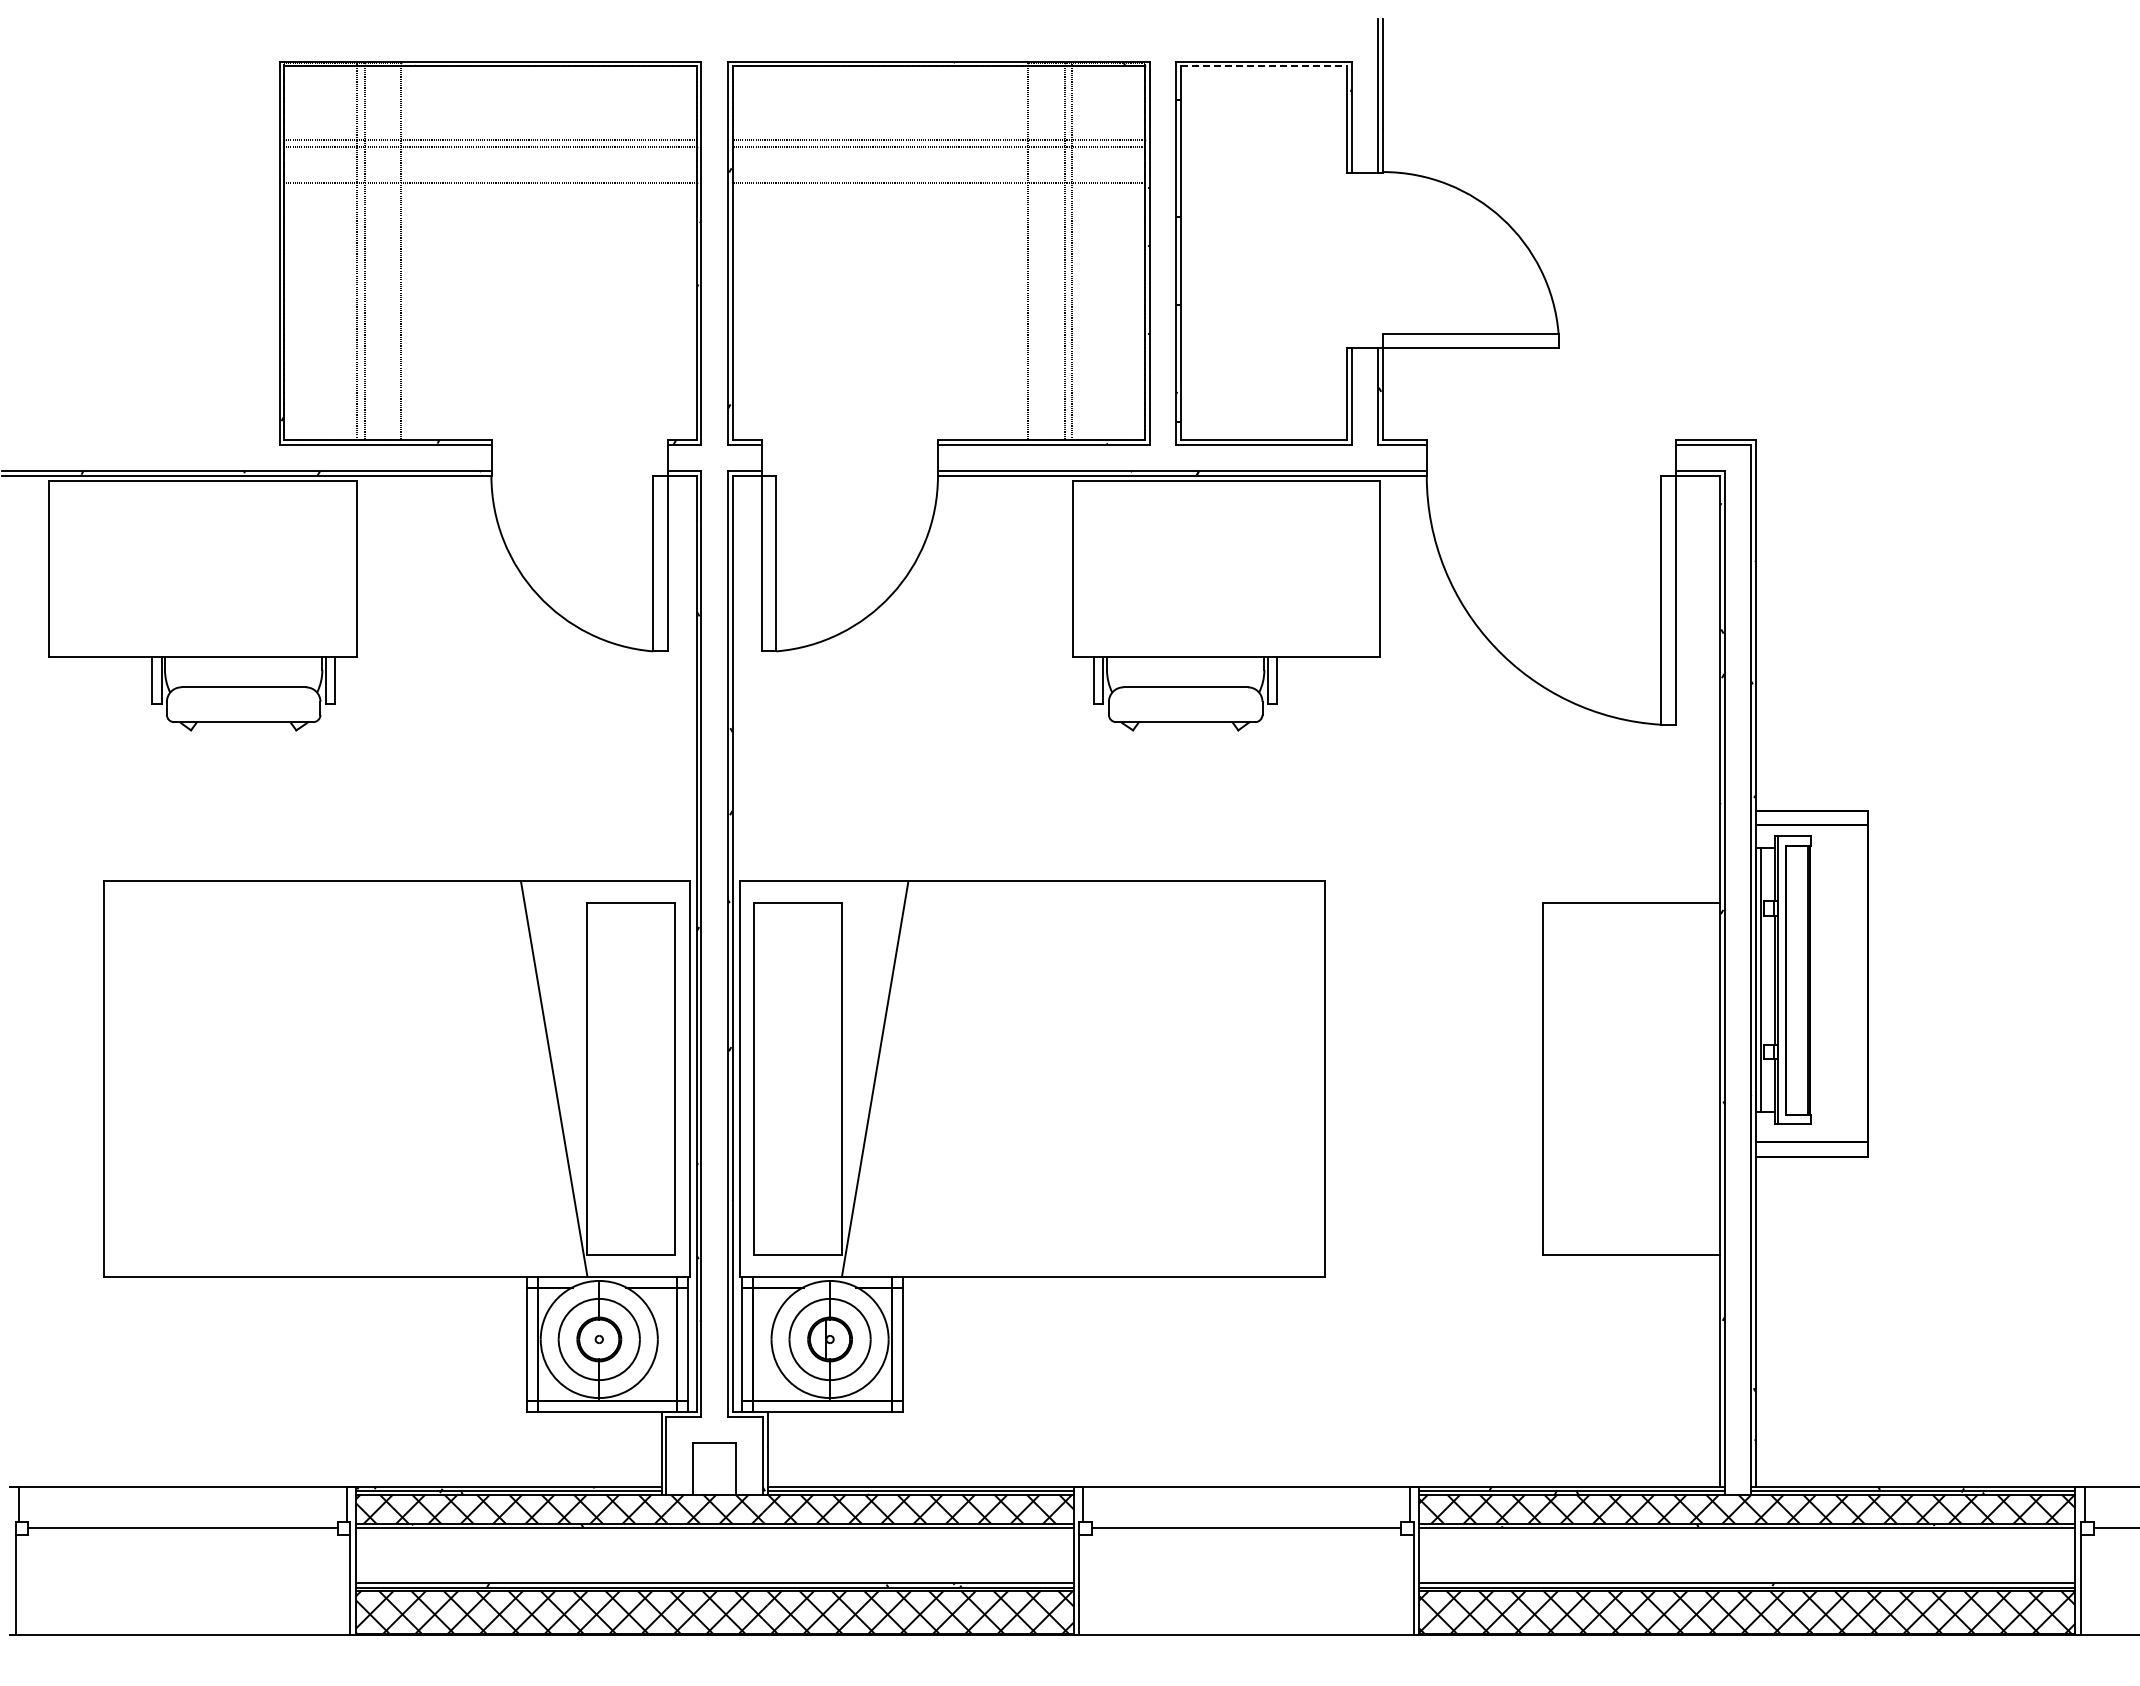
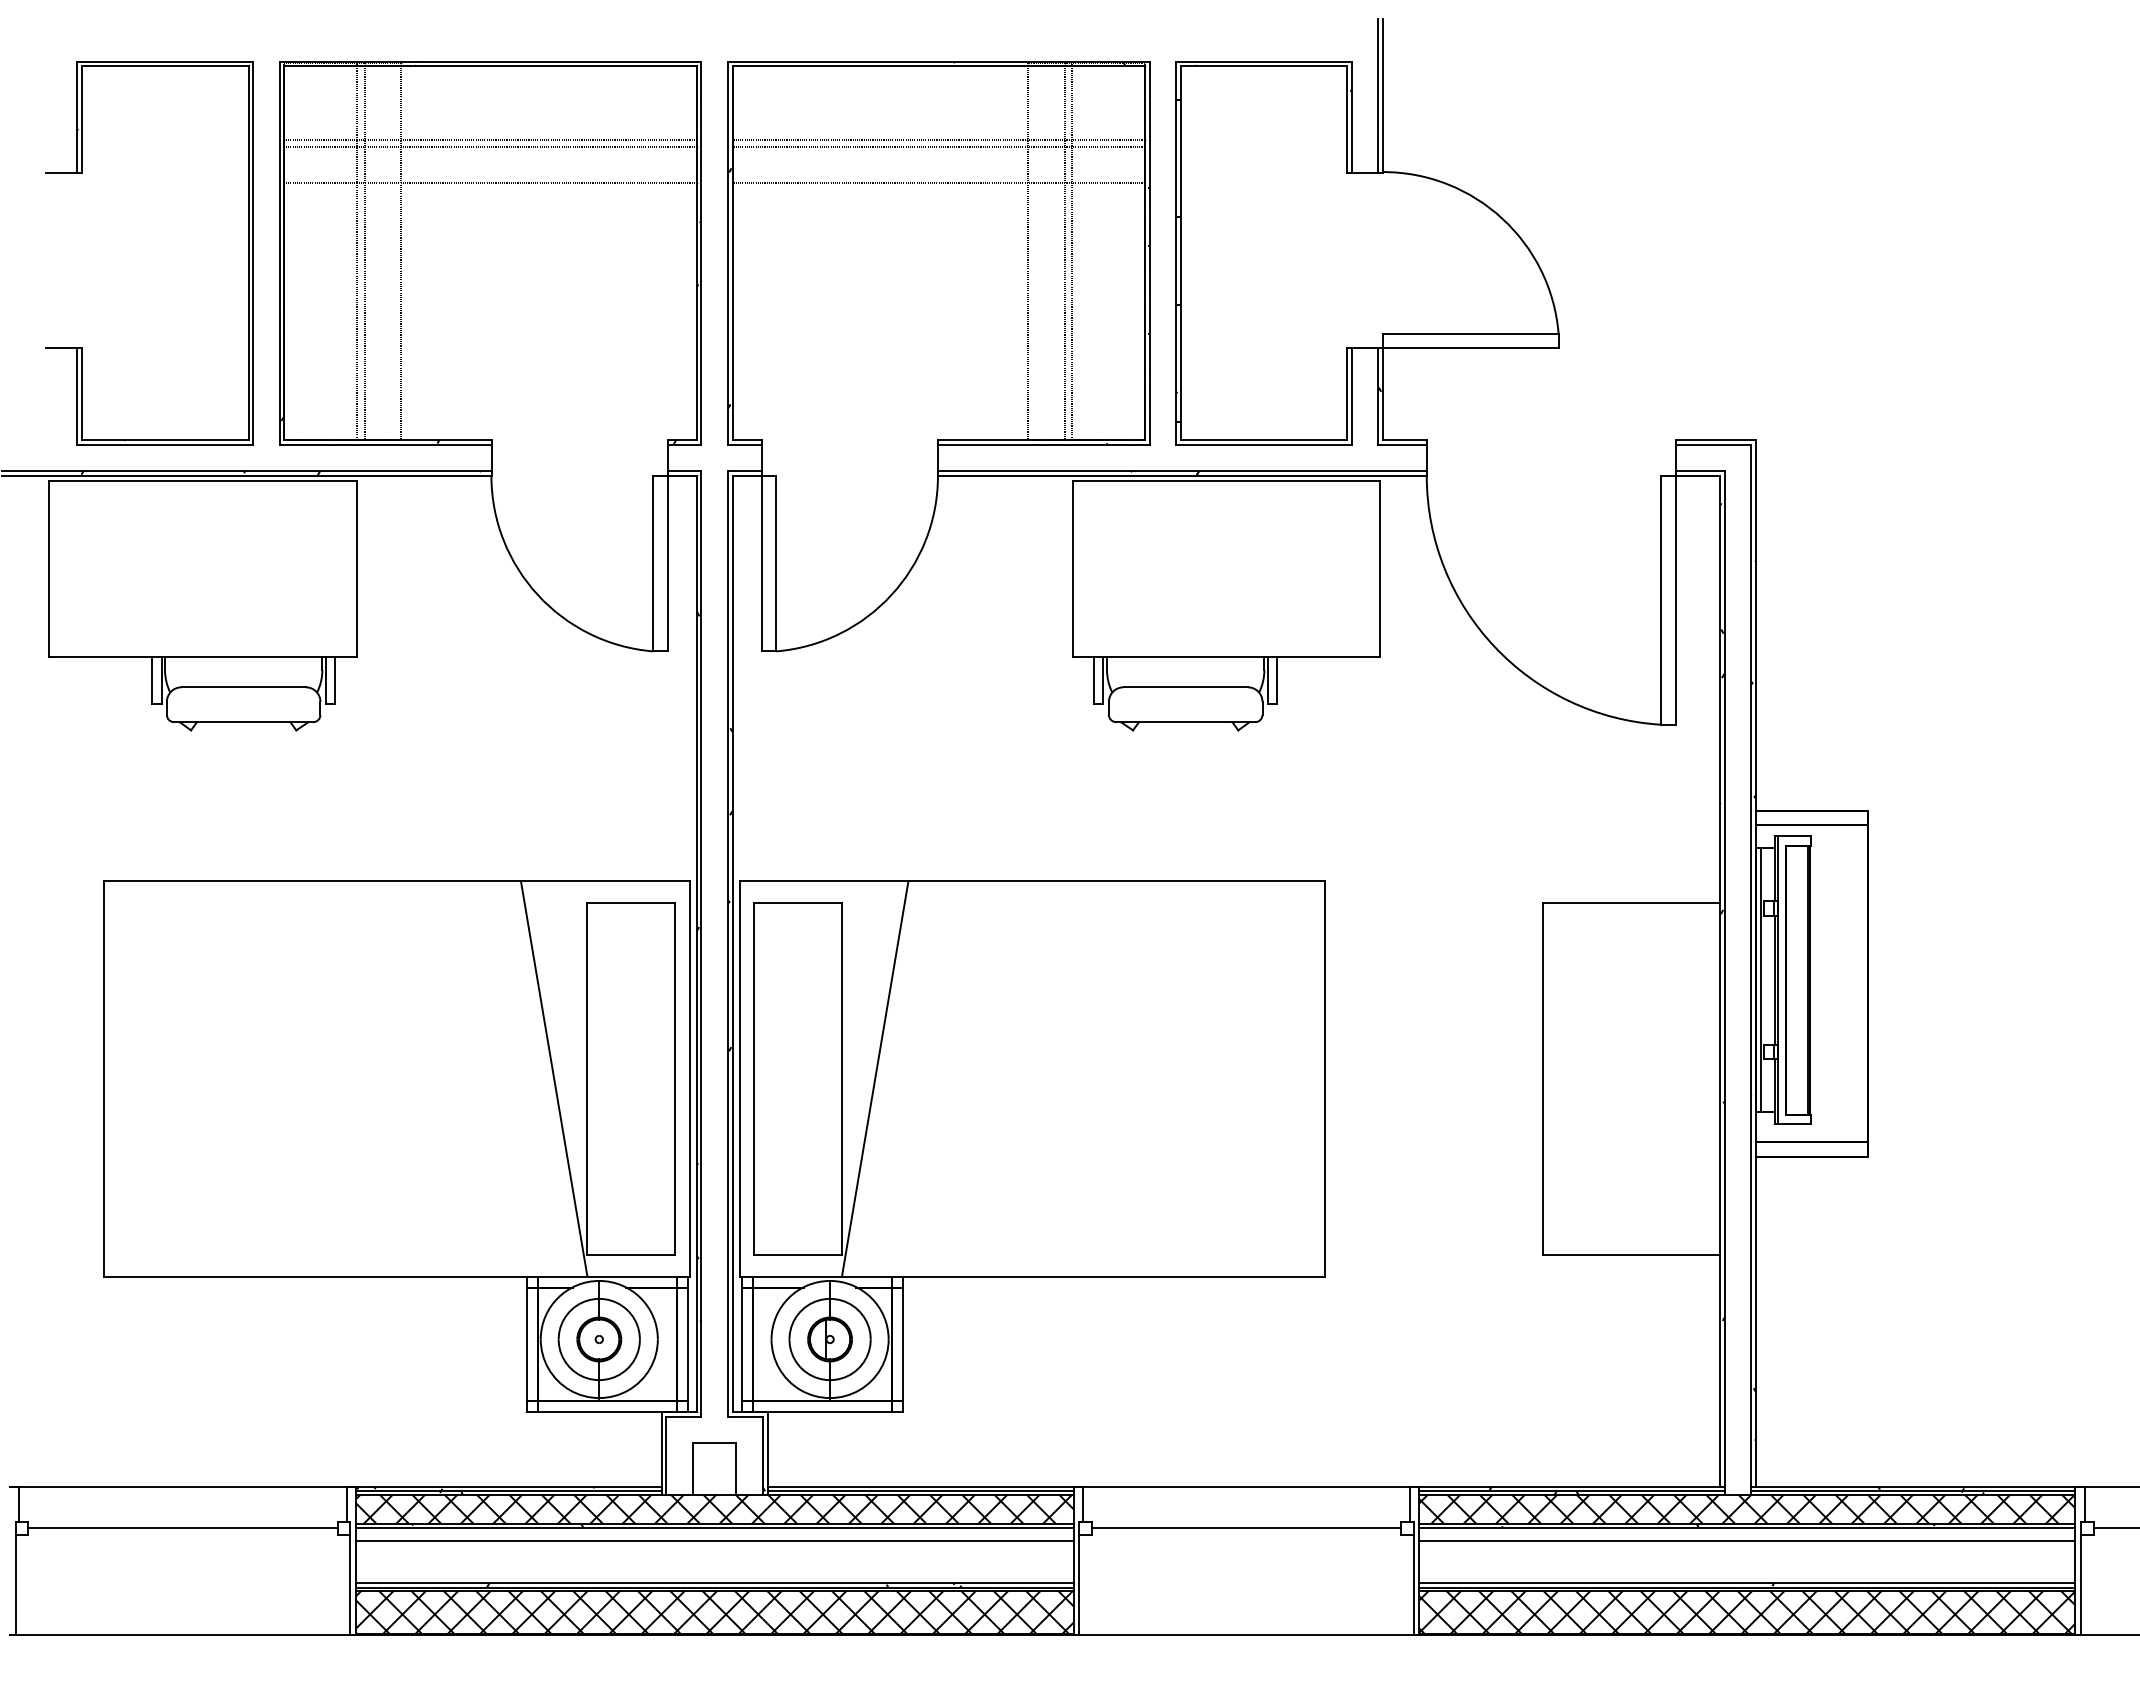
line: dashed -> solid (1264, 66)
part: none -> present (248, 253)
line: none -> present (714, 1540)
line: none -> present (1747, 1540)
